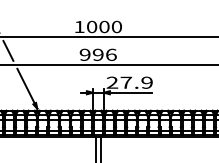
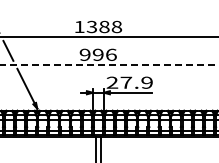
text: 1000 -> 1388 (104, 27)
line: solid -> dashed (109, 64)
